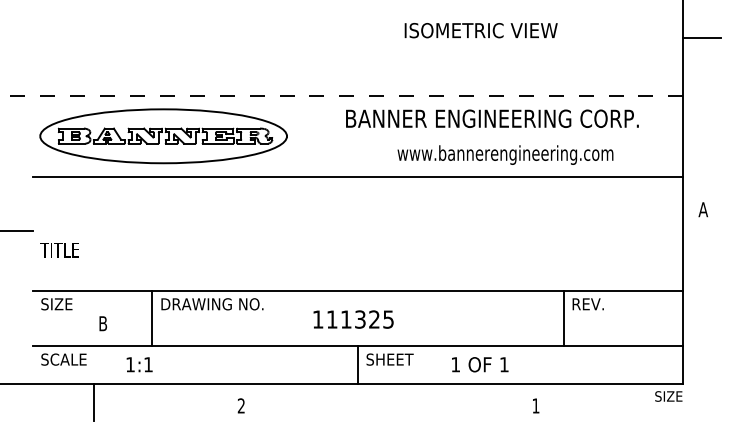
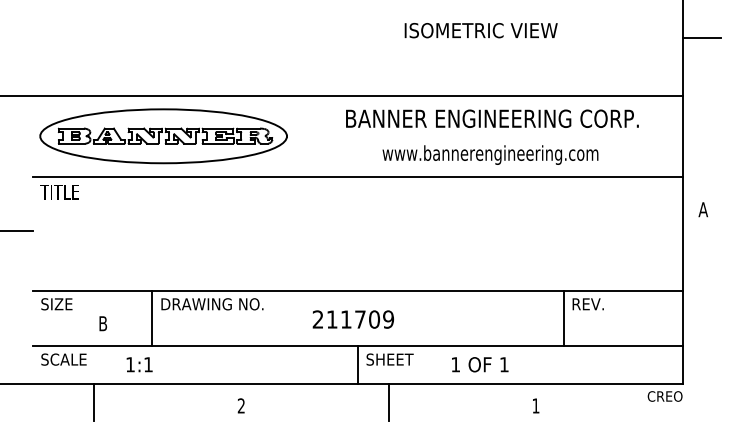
line: dashed -> solid (341, 96)
text position: (505, 154) -> (490, 154) (490, 154)
text position: (59, 250) -> (59, 192) (59, 192)
text: 111325 -> 211709 (353, 319)
text: SIZE -> CREO (664, 396)
line: none -> present (388, 401)
